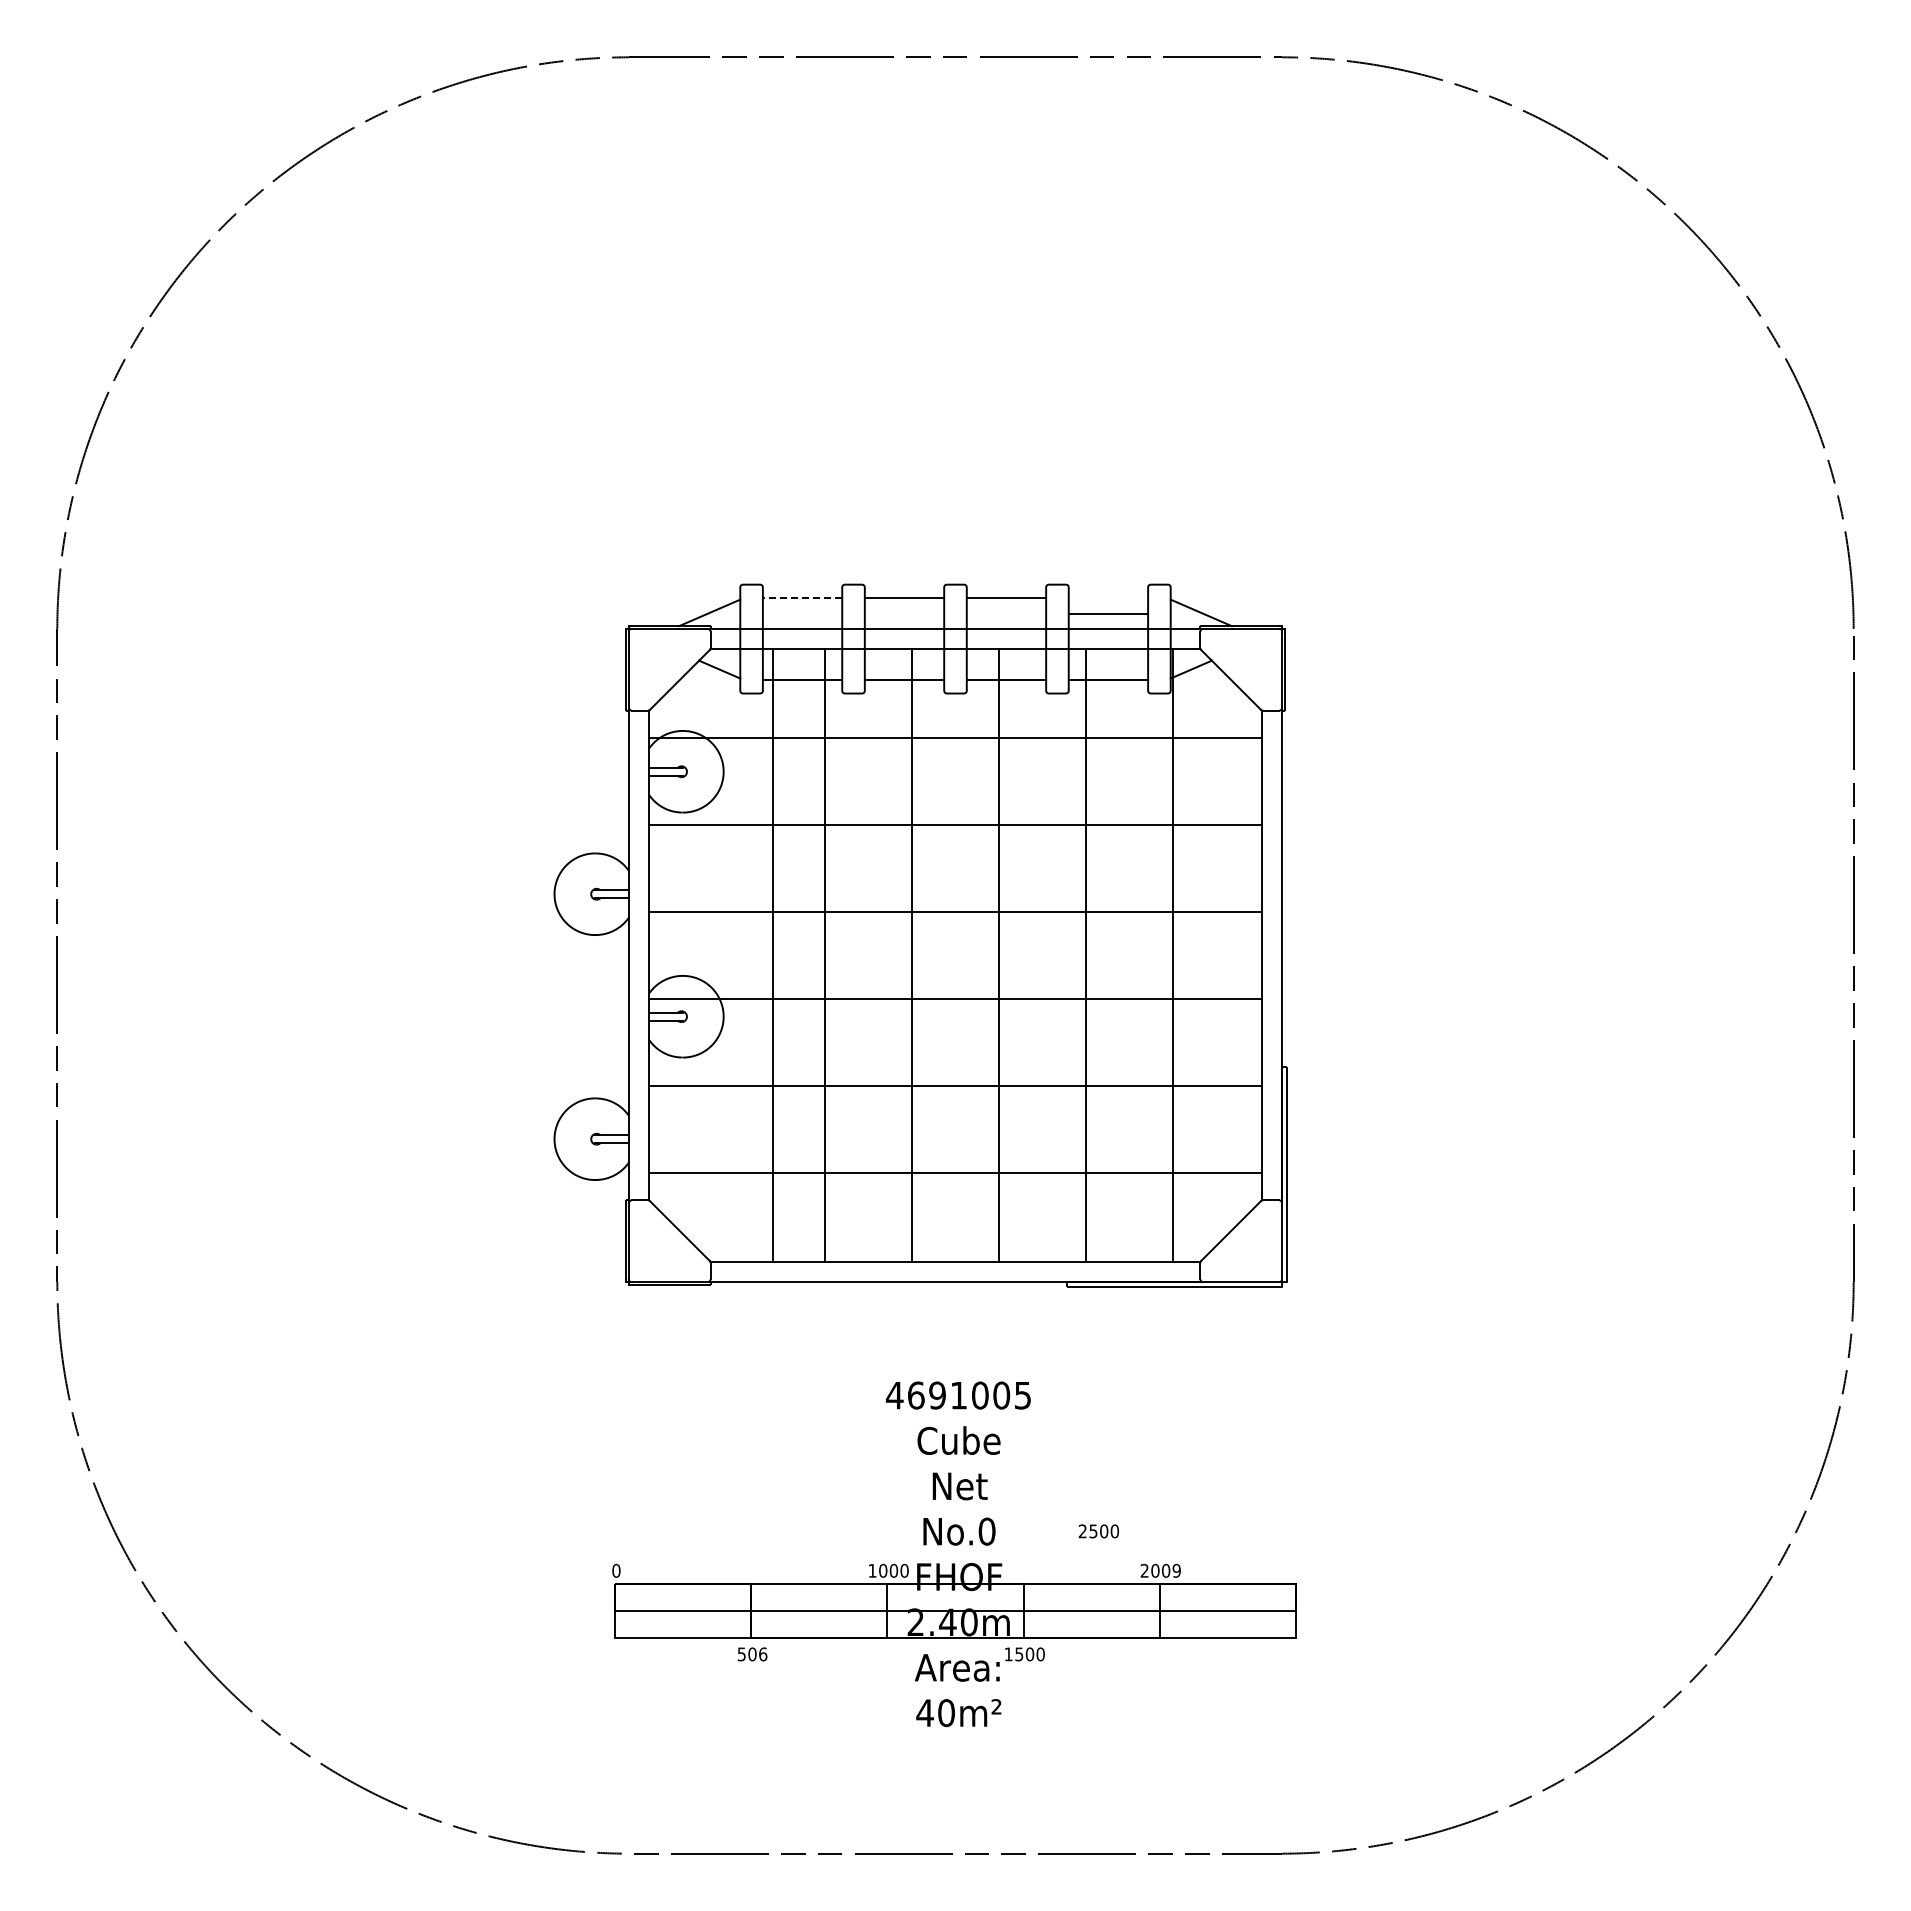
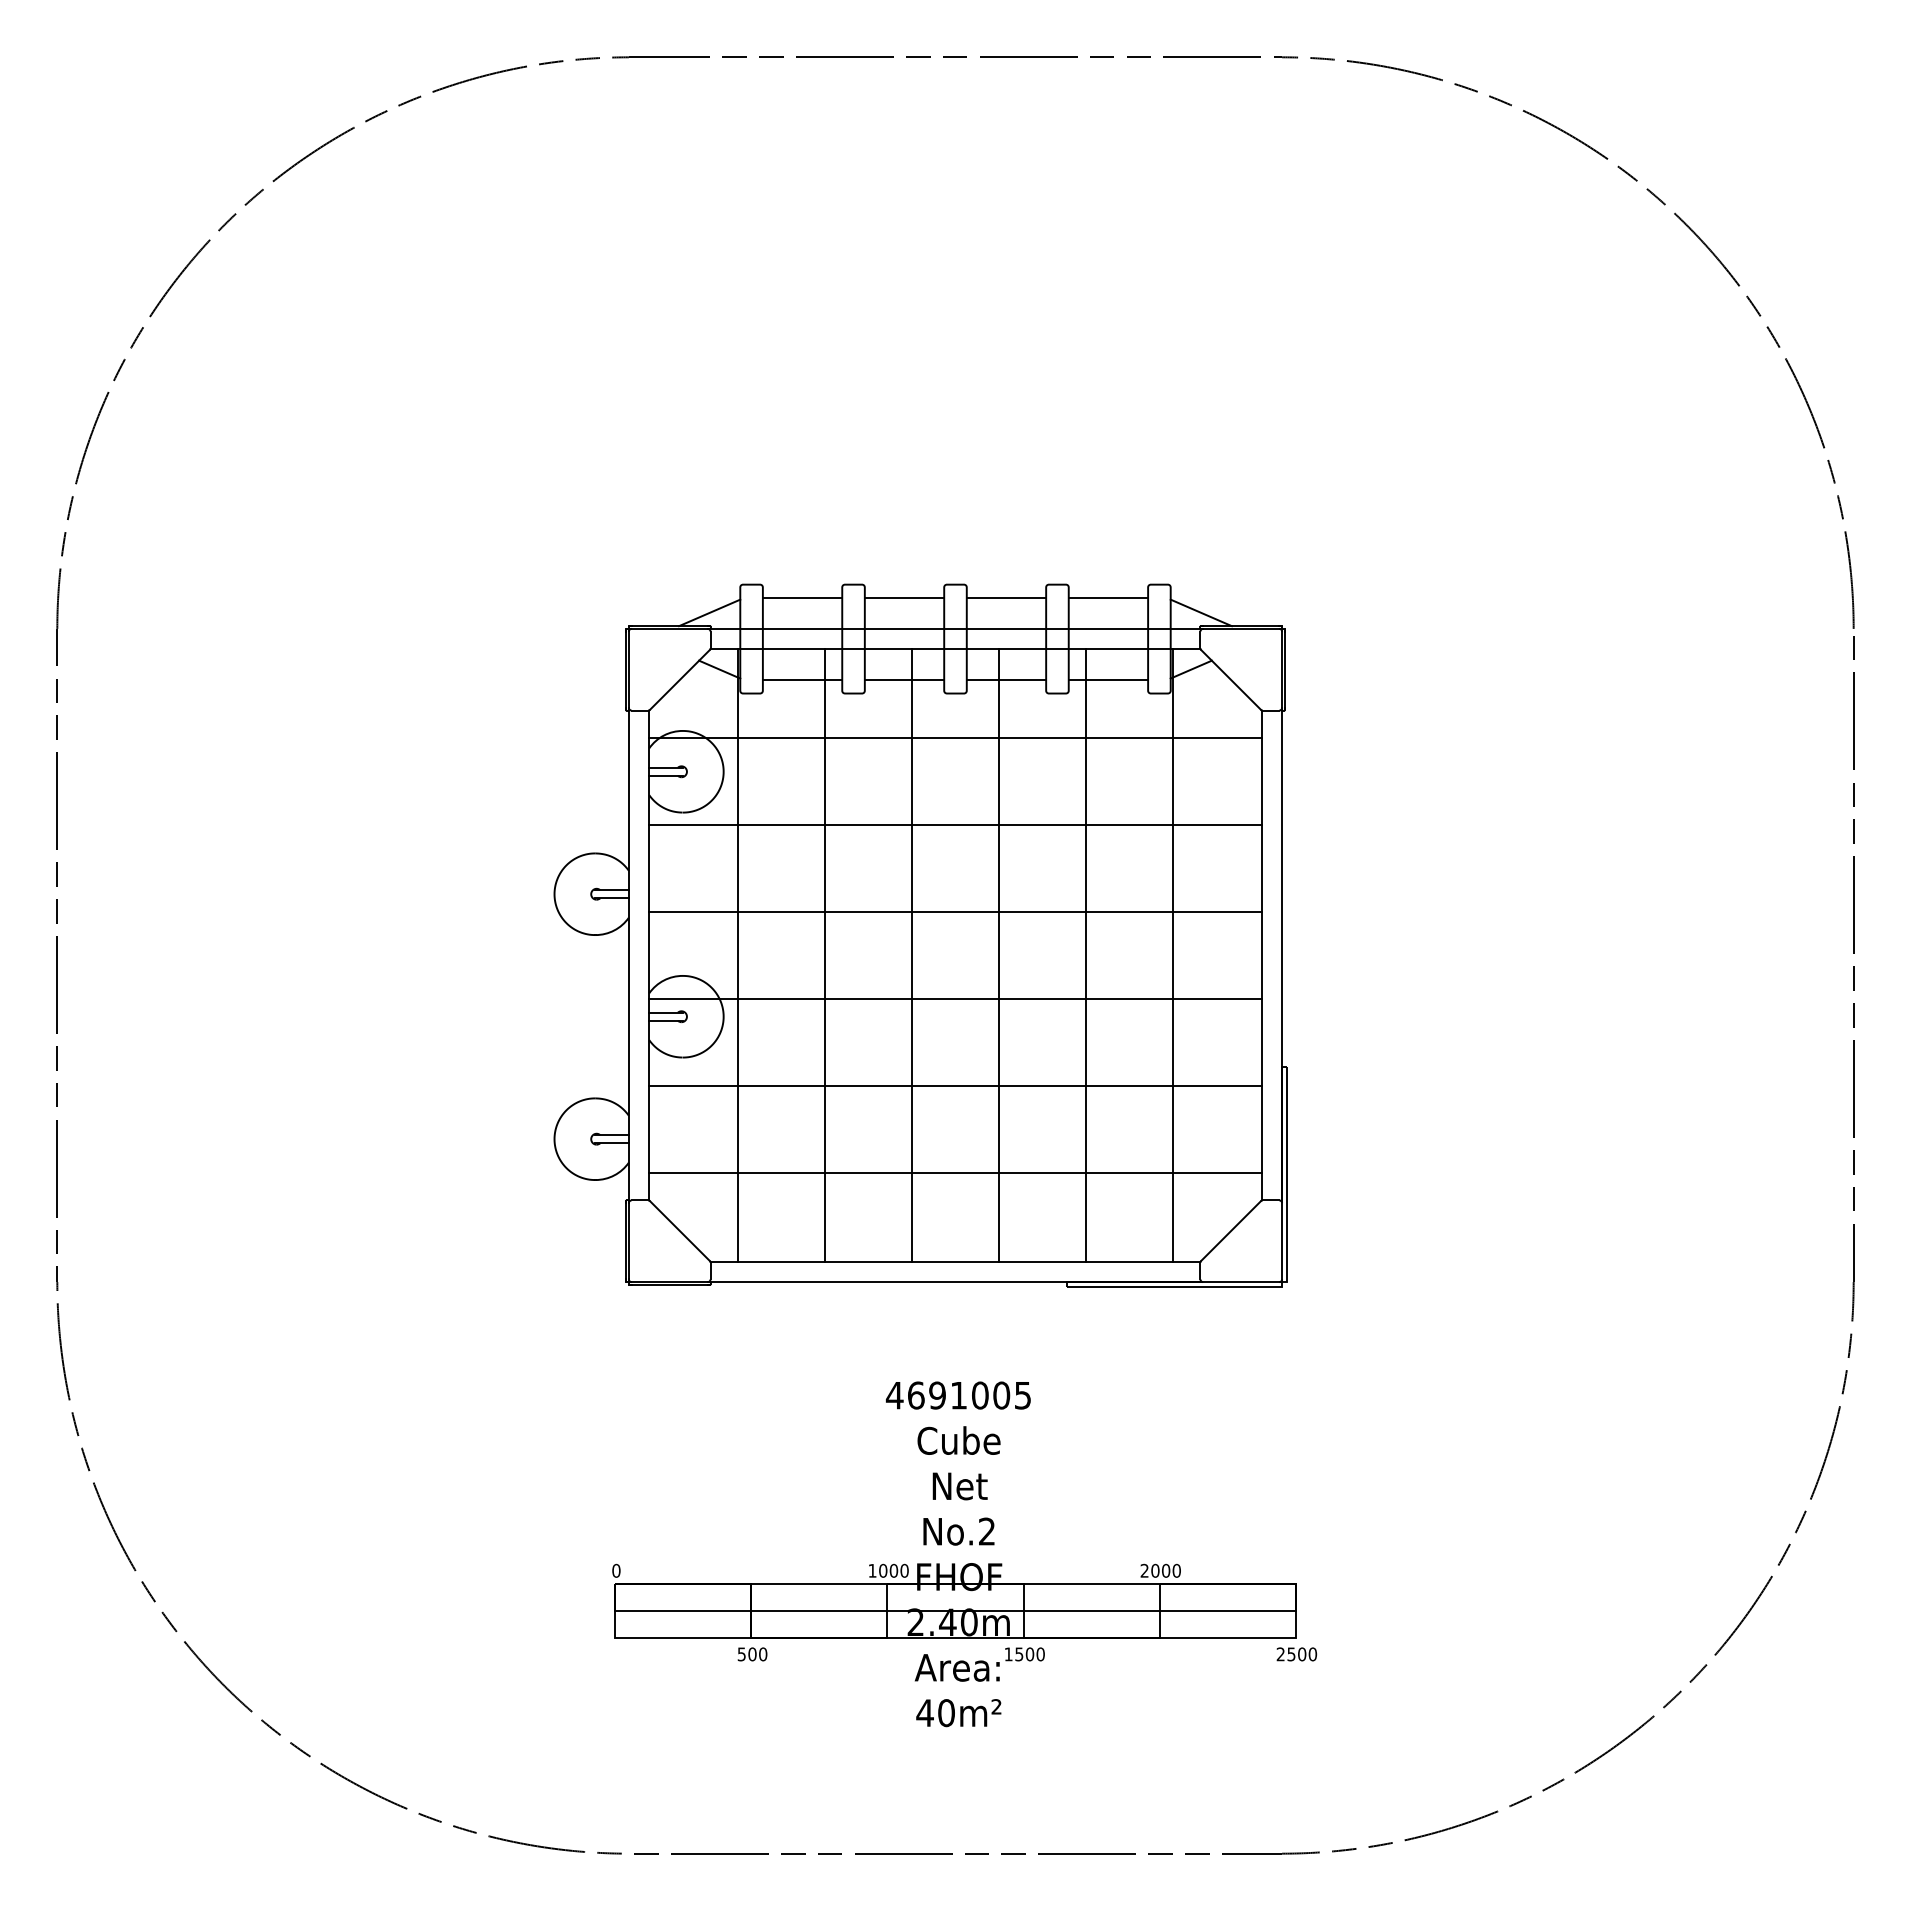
line: dashed -> solid (802, 598)
line position: (1108, 614) -> (1108, 598) (1108, 598)
line position: (772, 955) -> (737, 955) (737, 955)
text: No.0 -> No.2 (986, 1531)
text position: (1098, 1531) -> (1296, 1654) (1296, 1654)
text: 2009 -> 2000 (1176, 1570)
text: 506 -> 500 (763, 1654)
